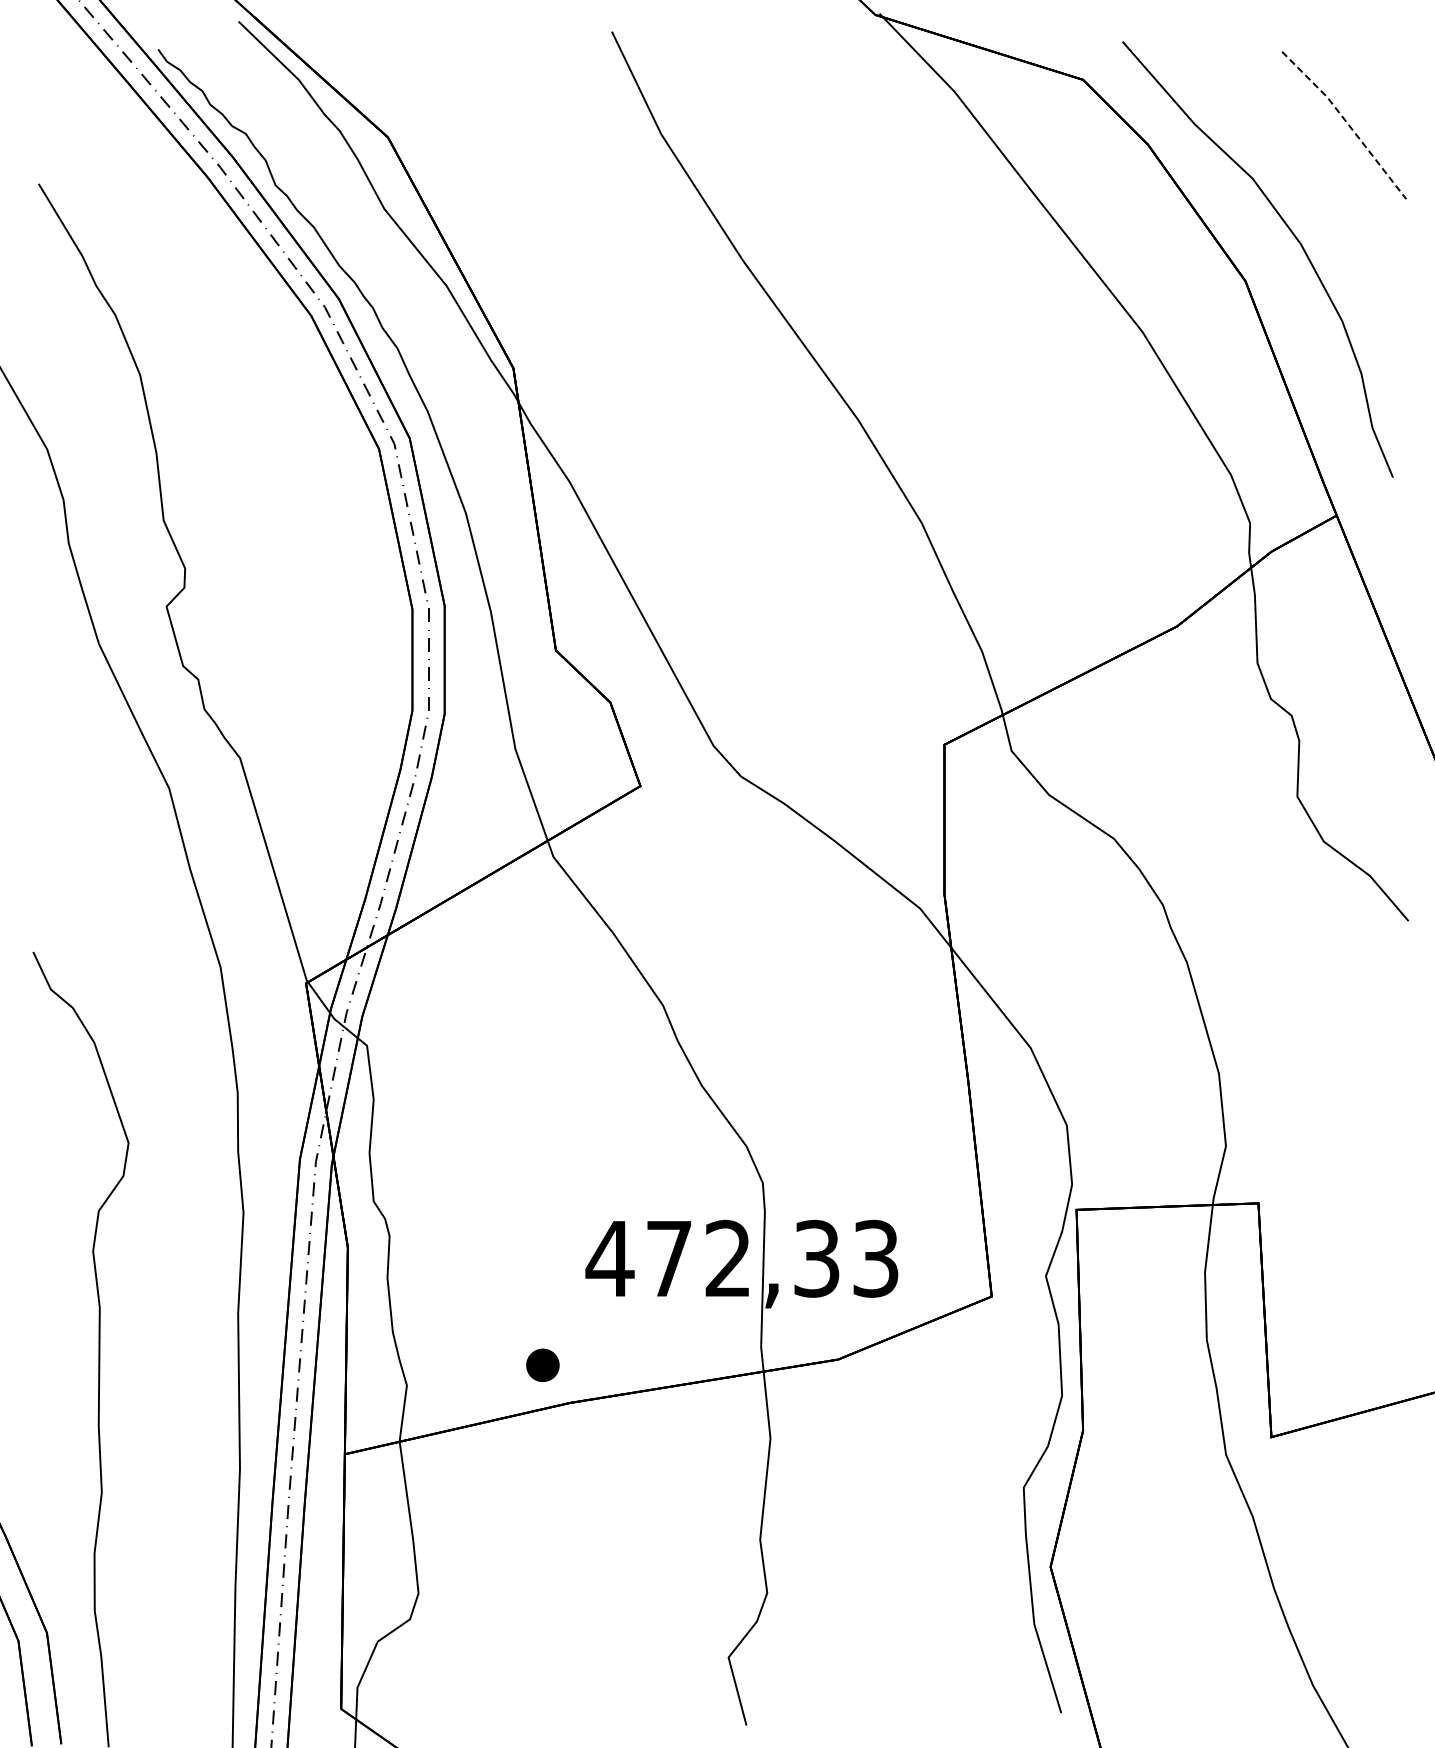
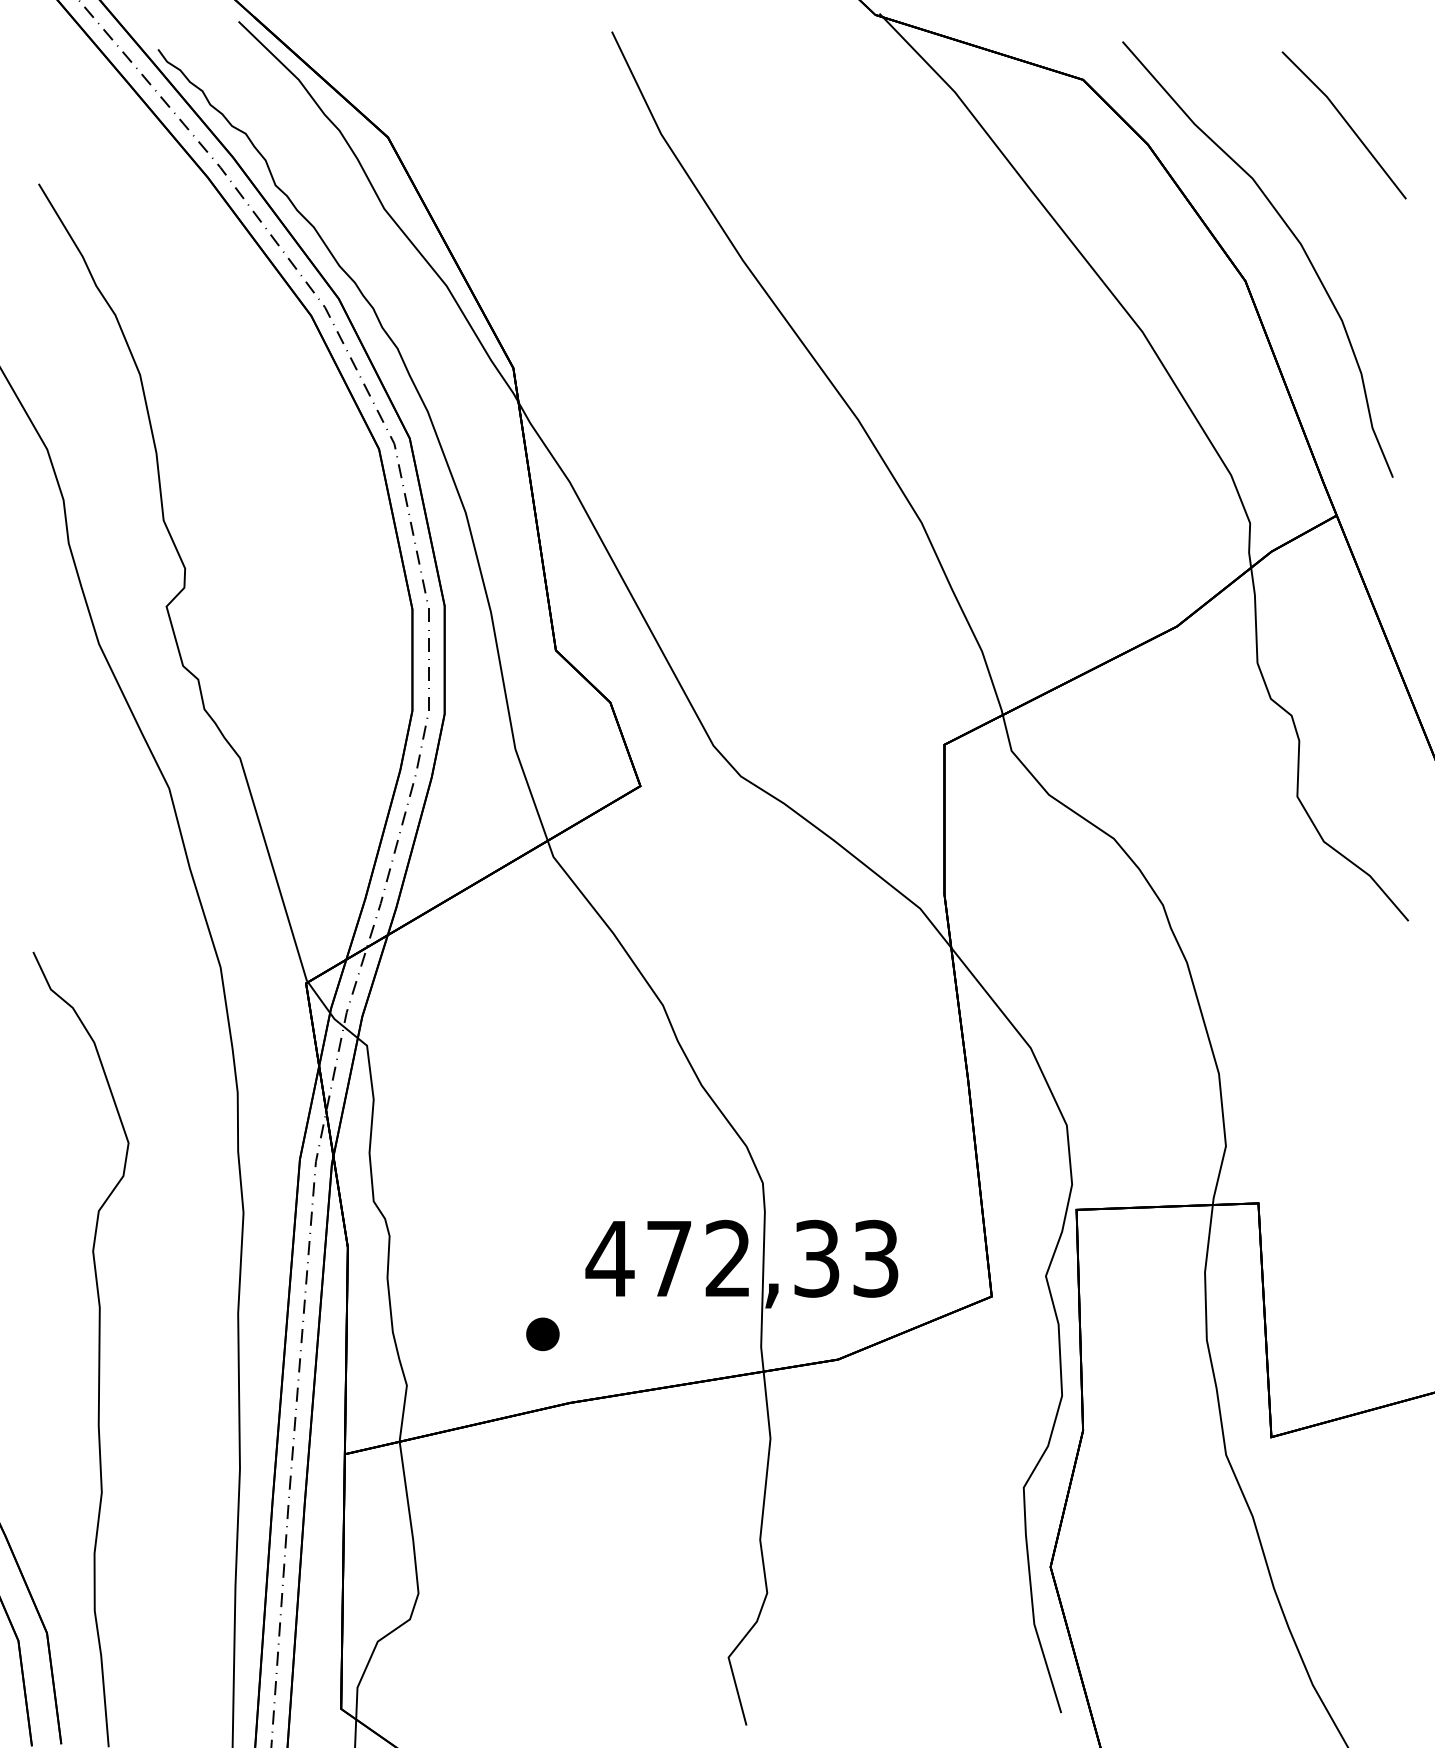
line: dashed -> solid (1347, 122)
part position: (542, 1365) -> (542, 1334) (542, 1334)
